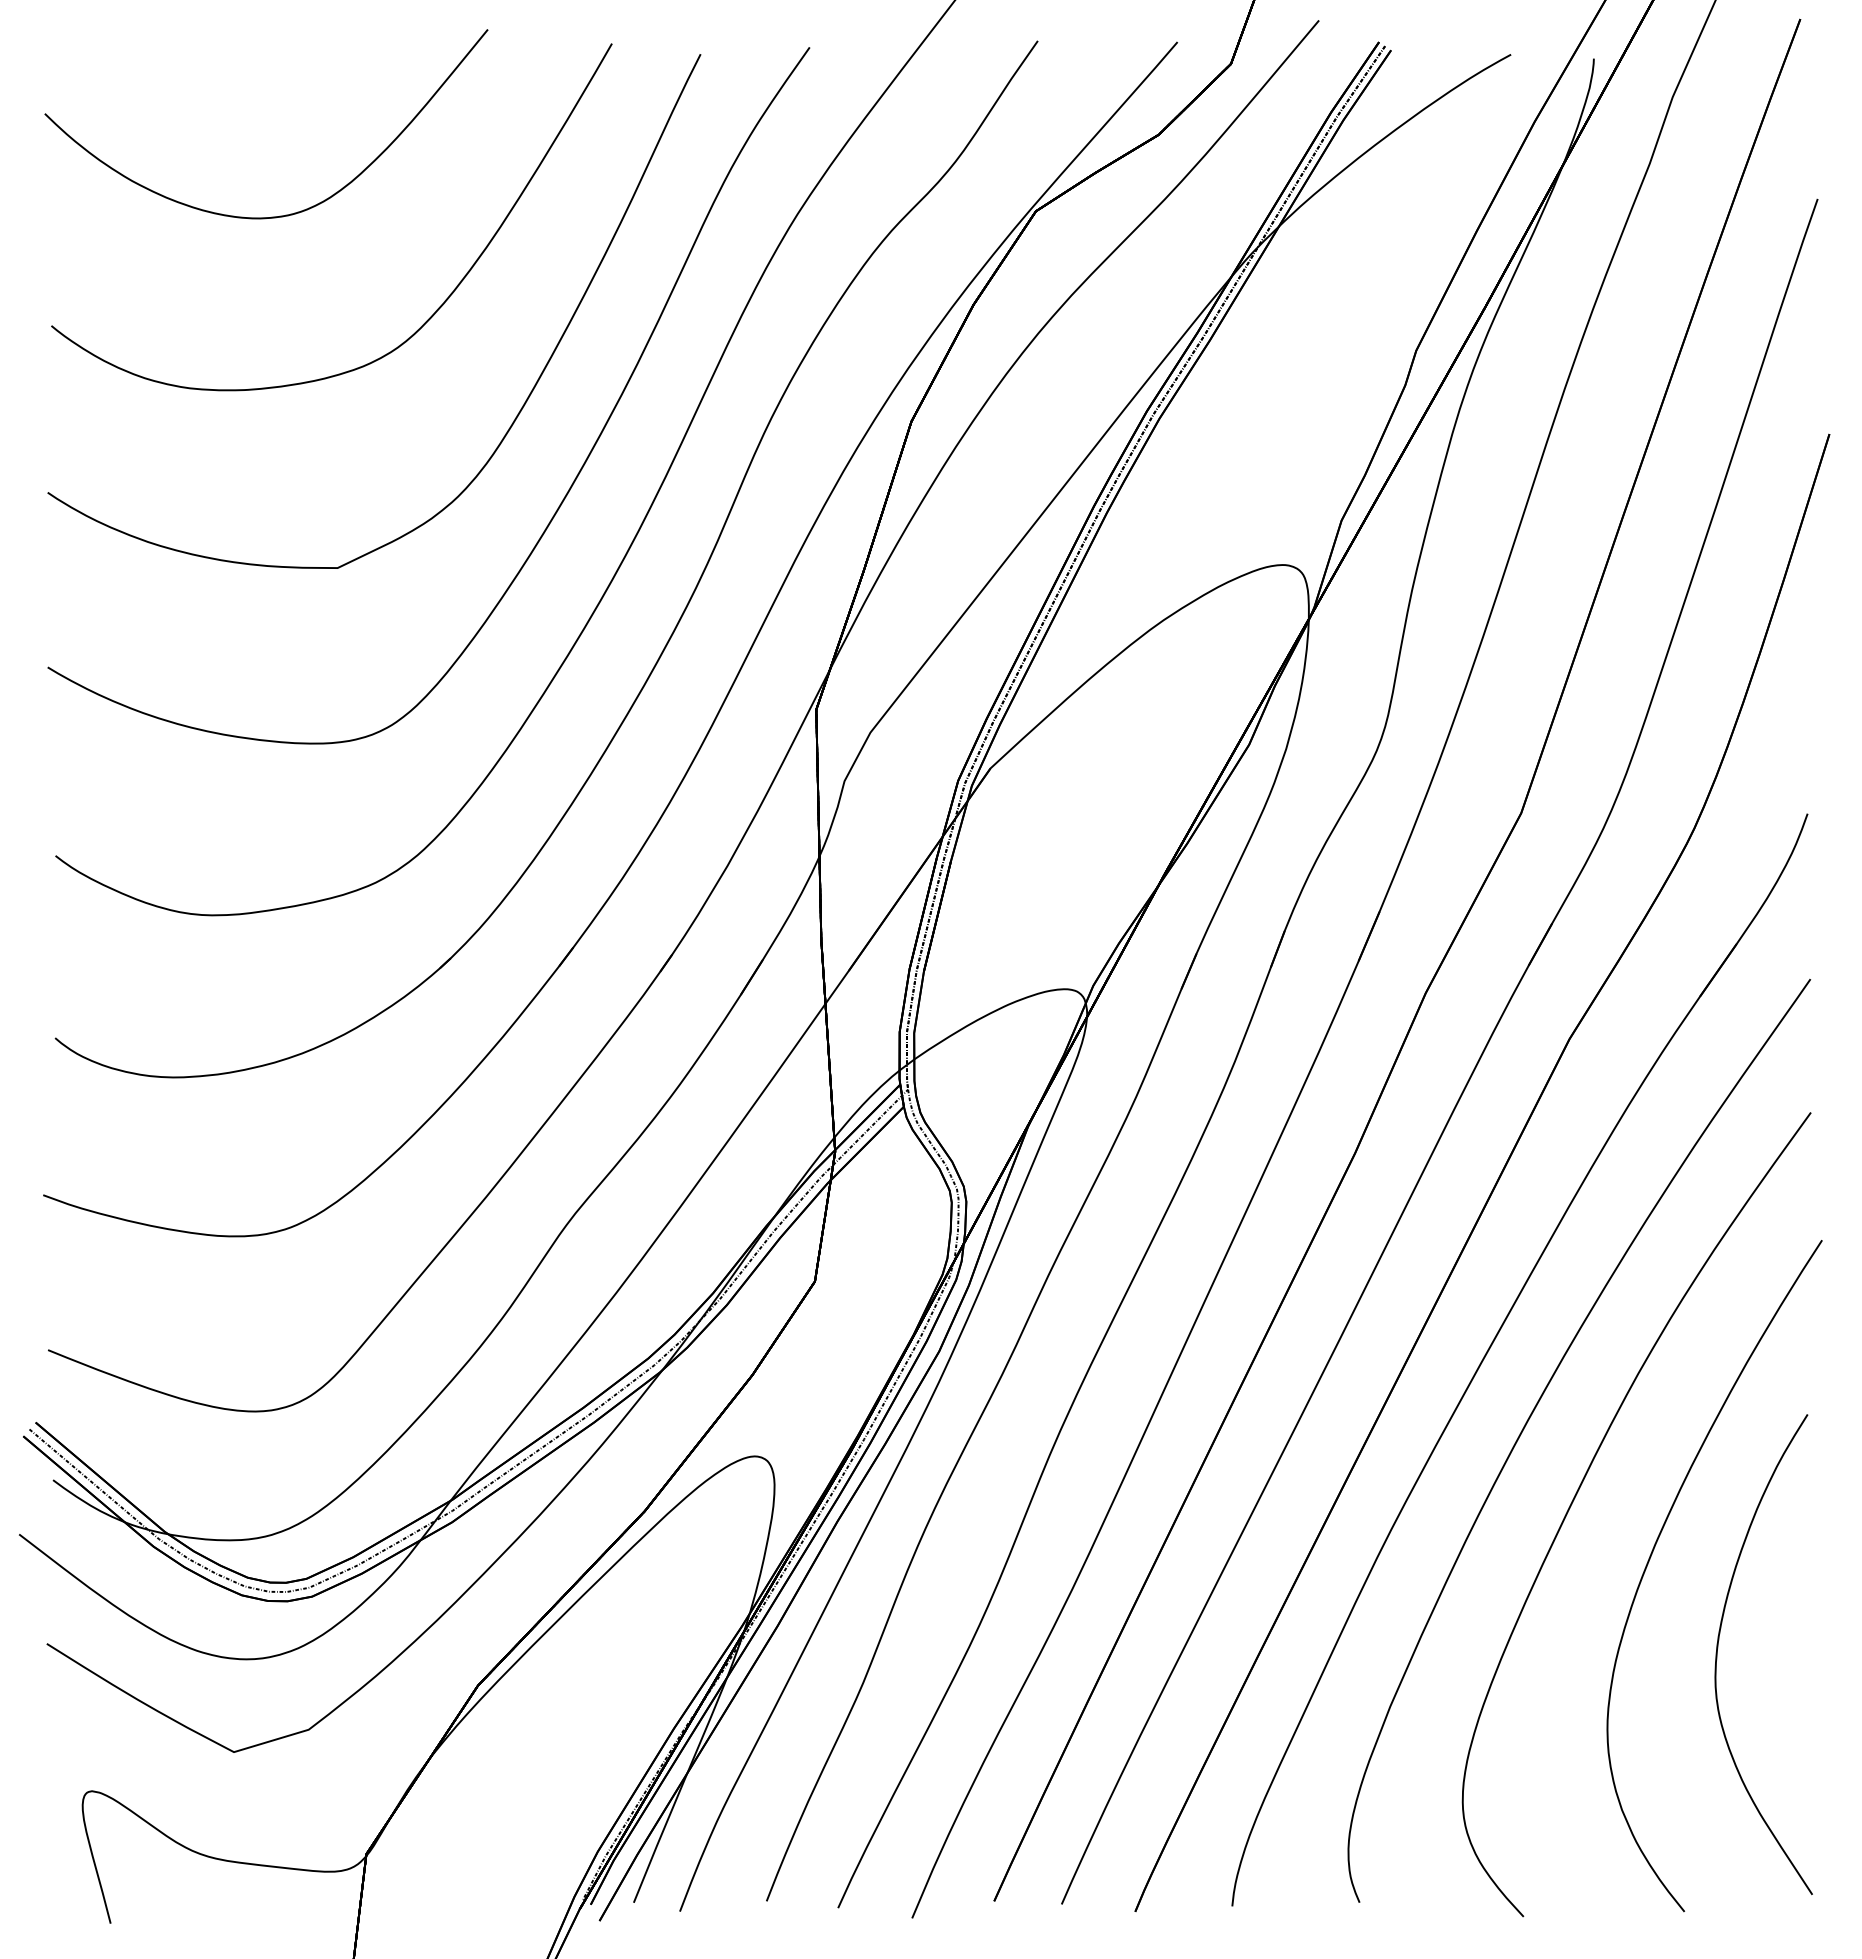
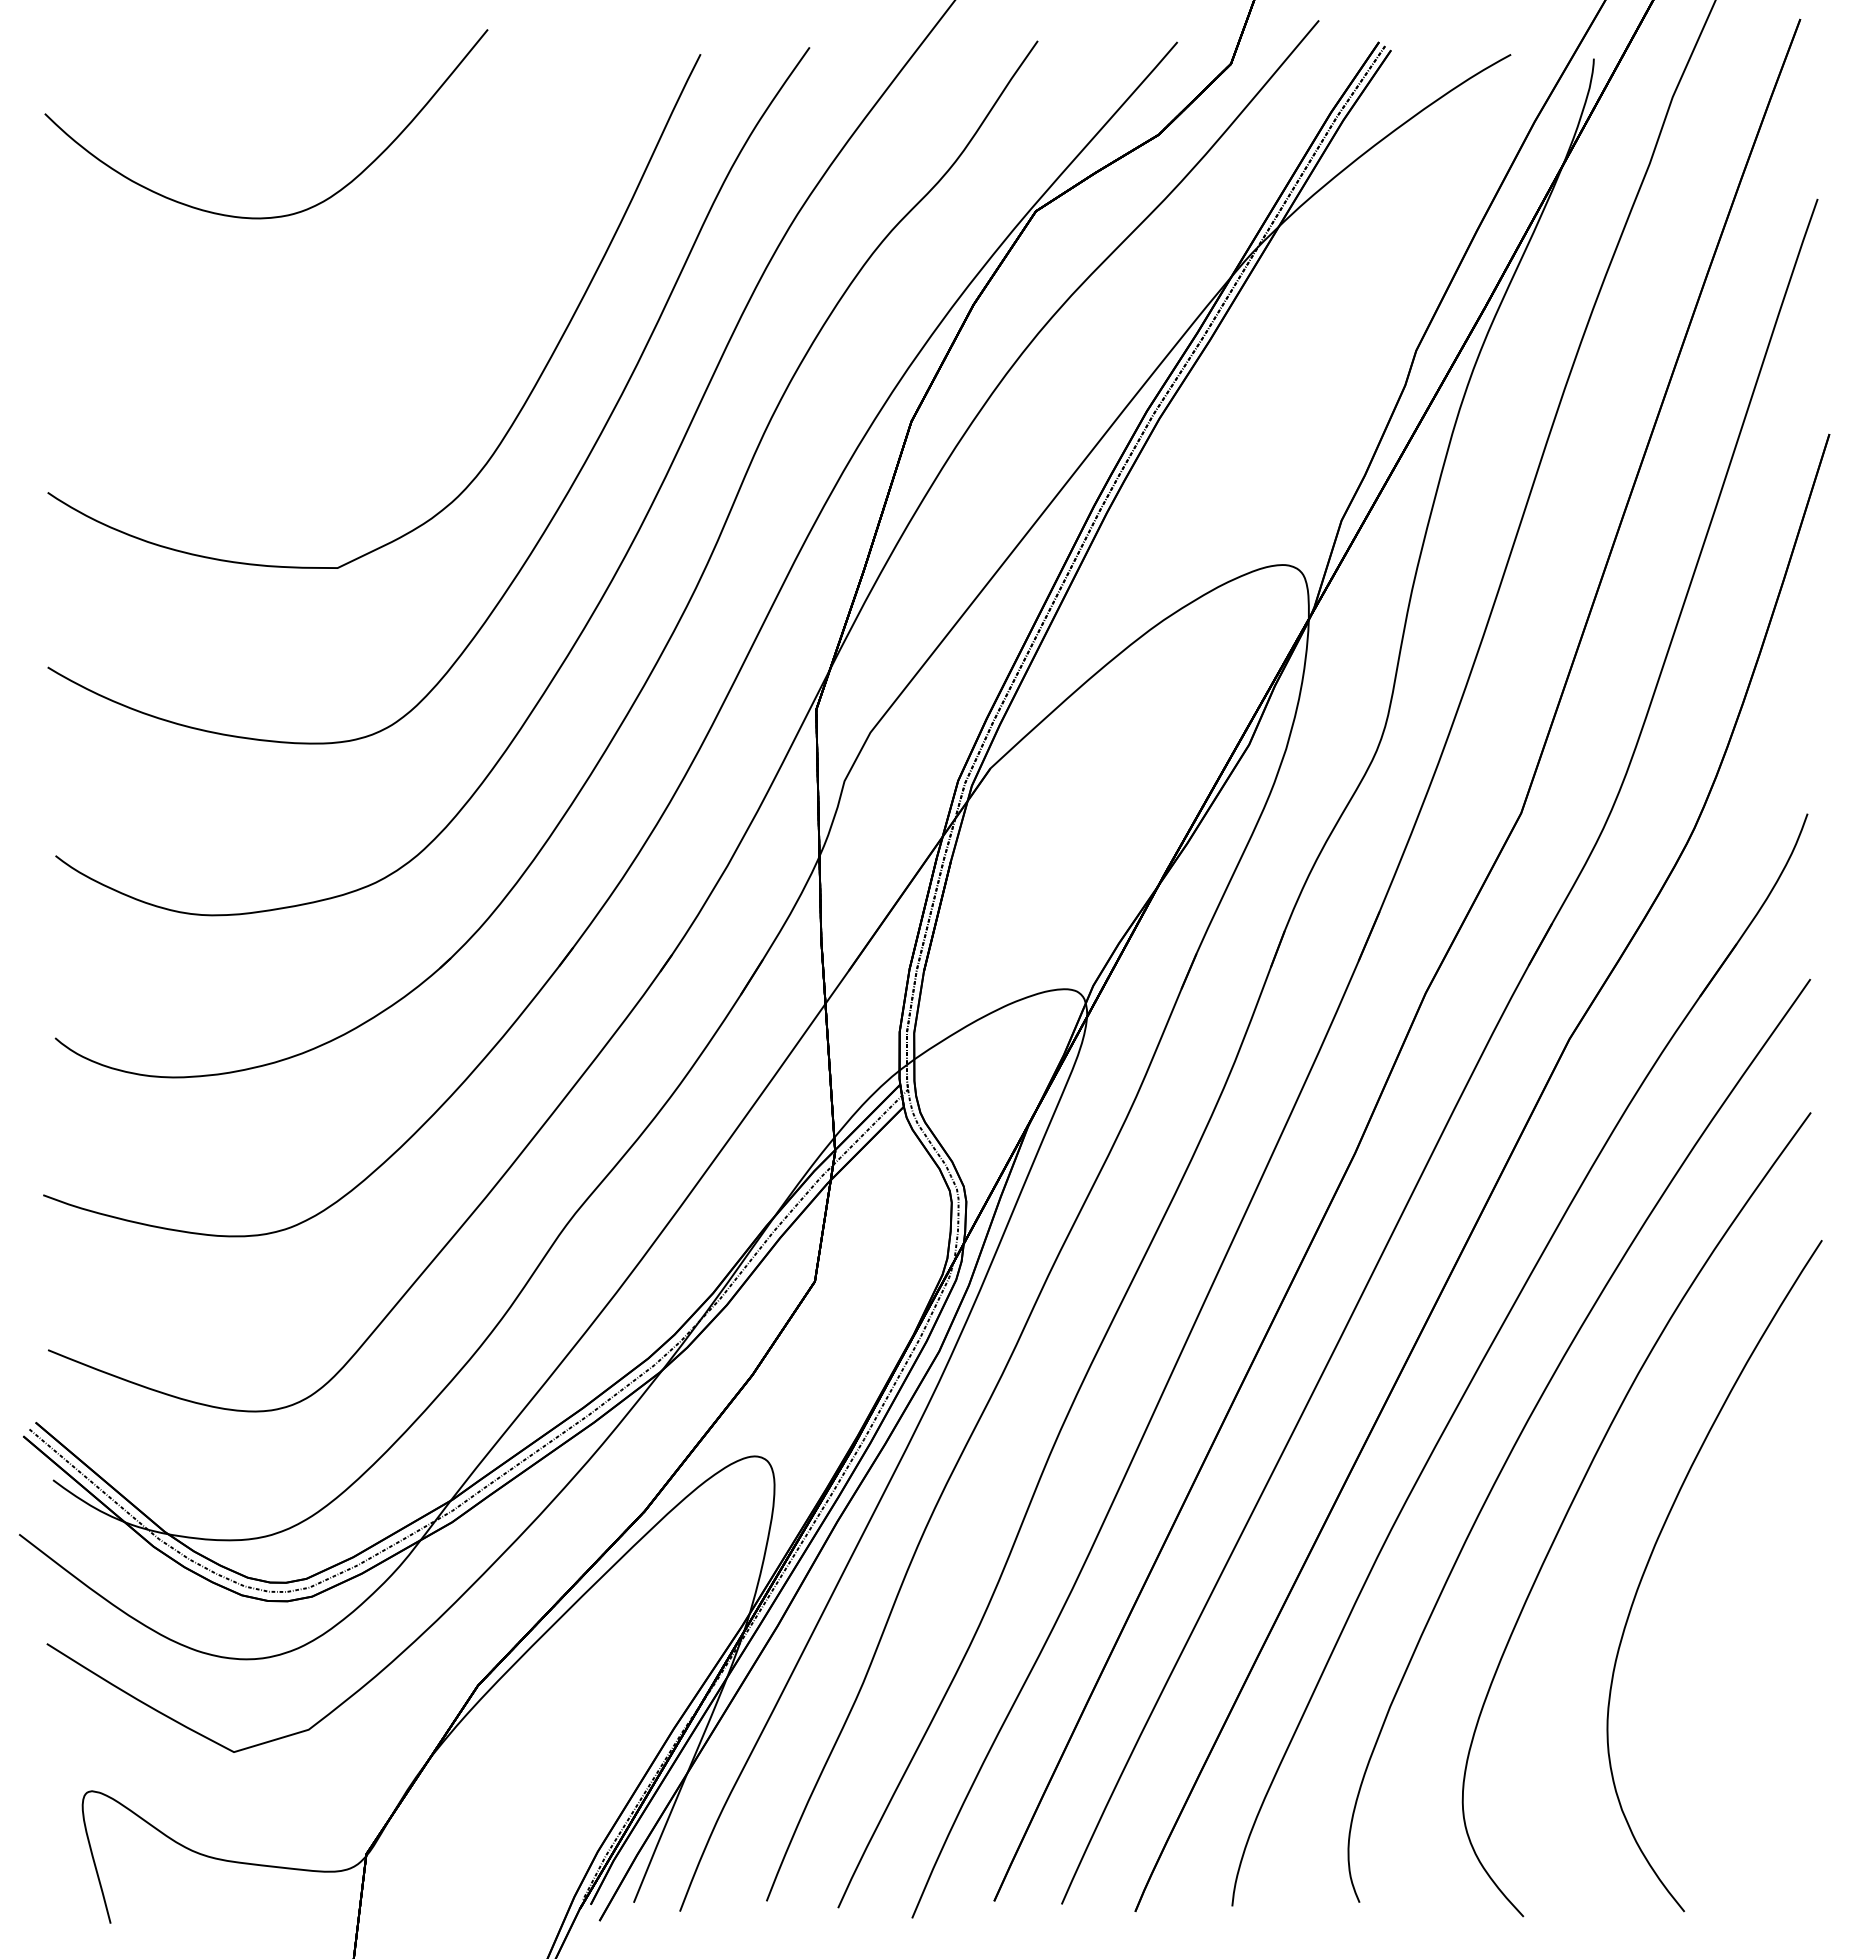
part: present -> none (436, 309)
part: present -> none (1718, 1648)
